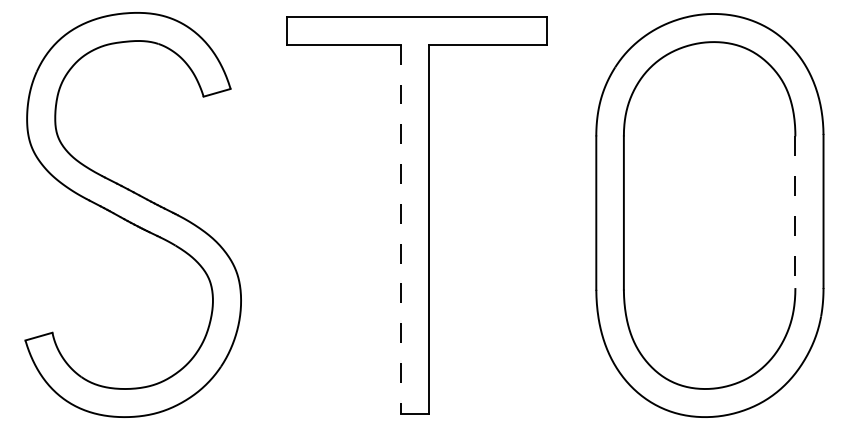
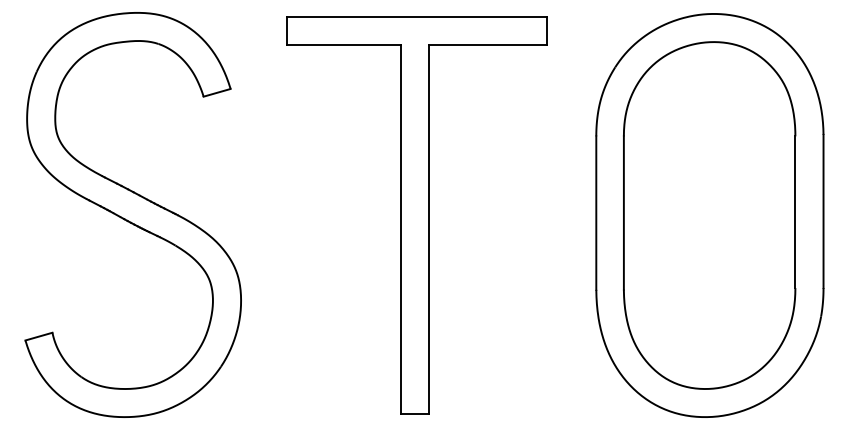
line: dashed -> solid (795, 212)
line: dashed -> solid (400, 229)
